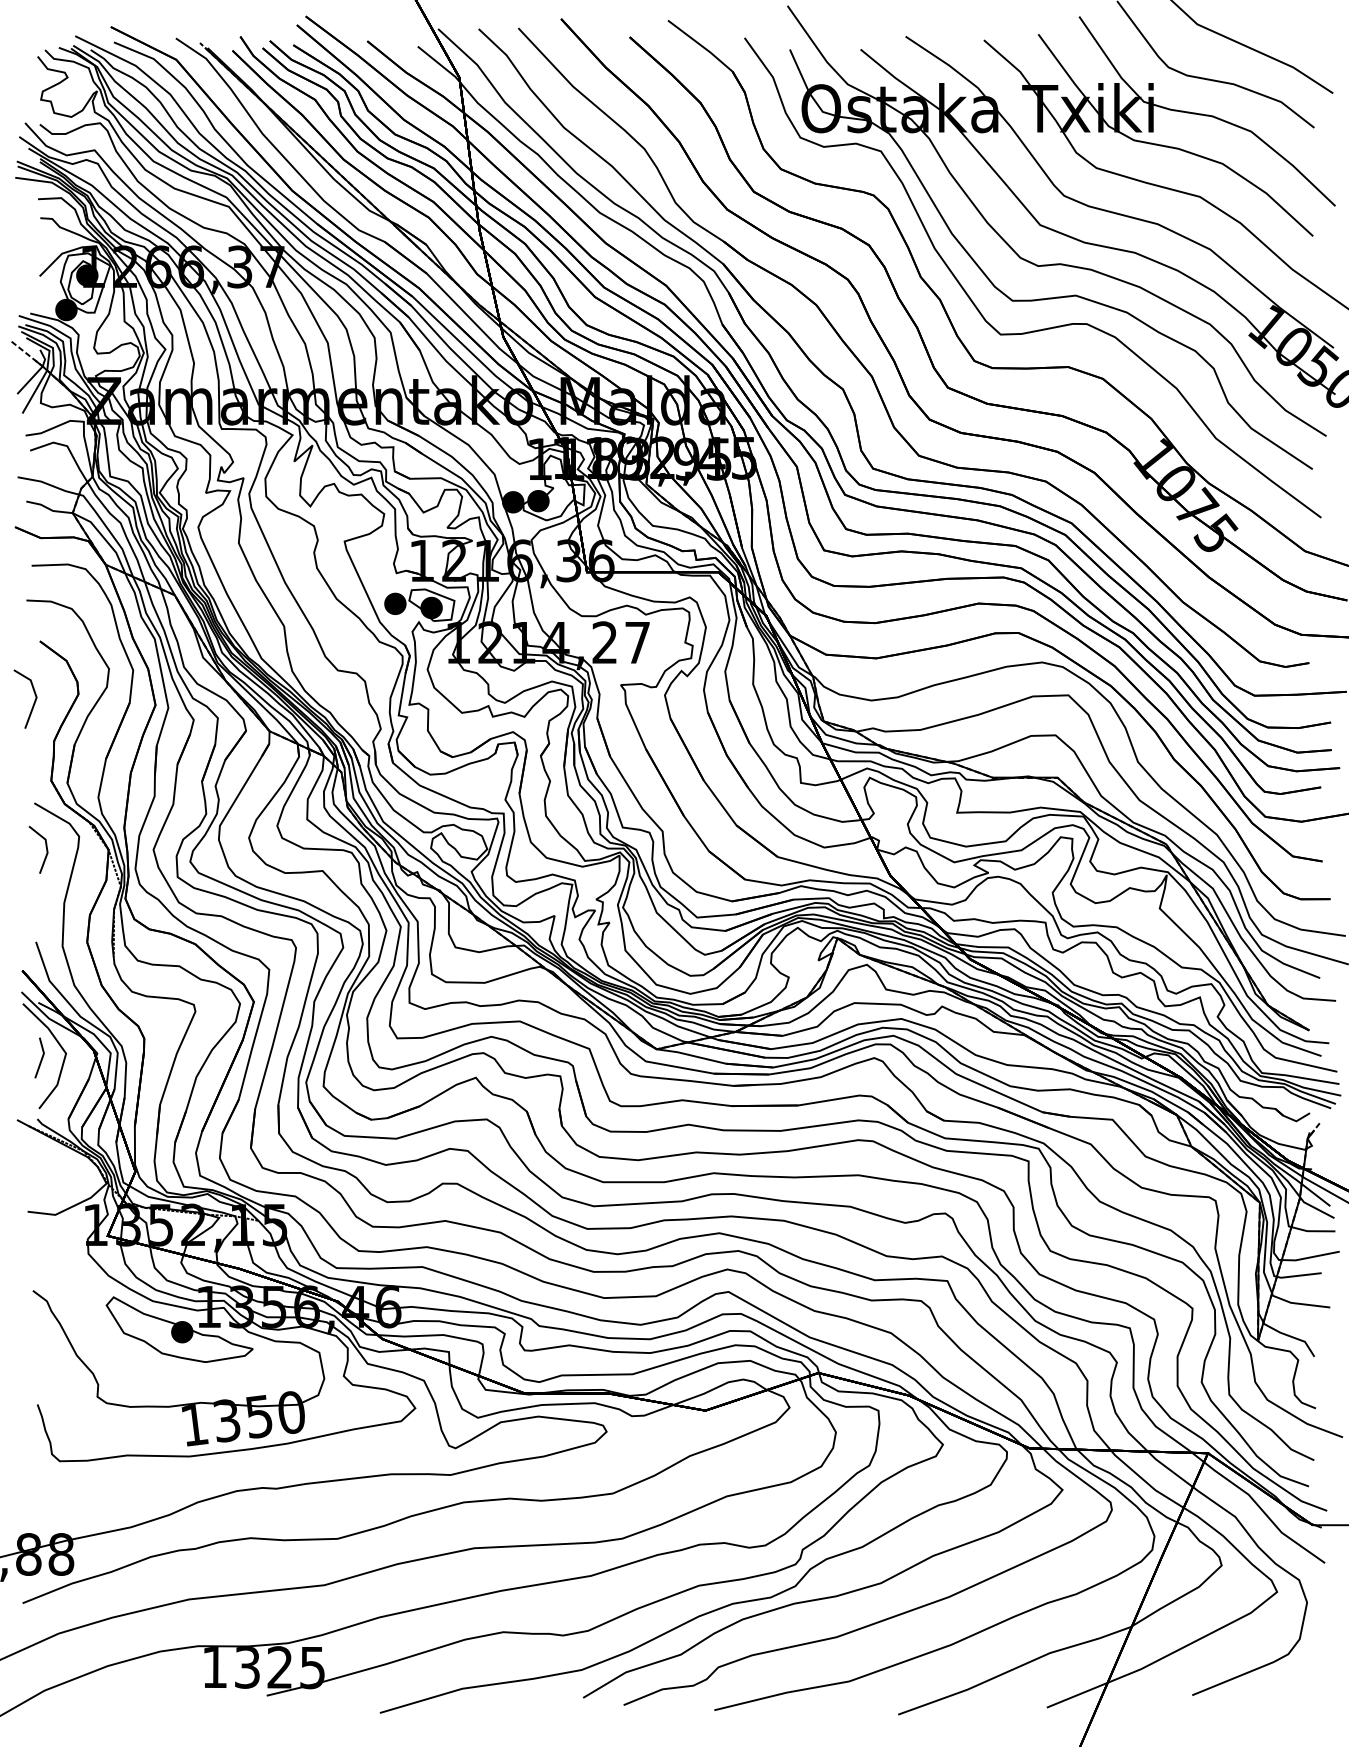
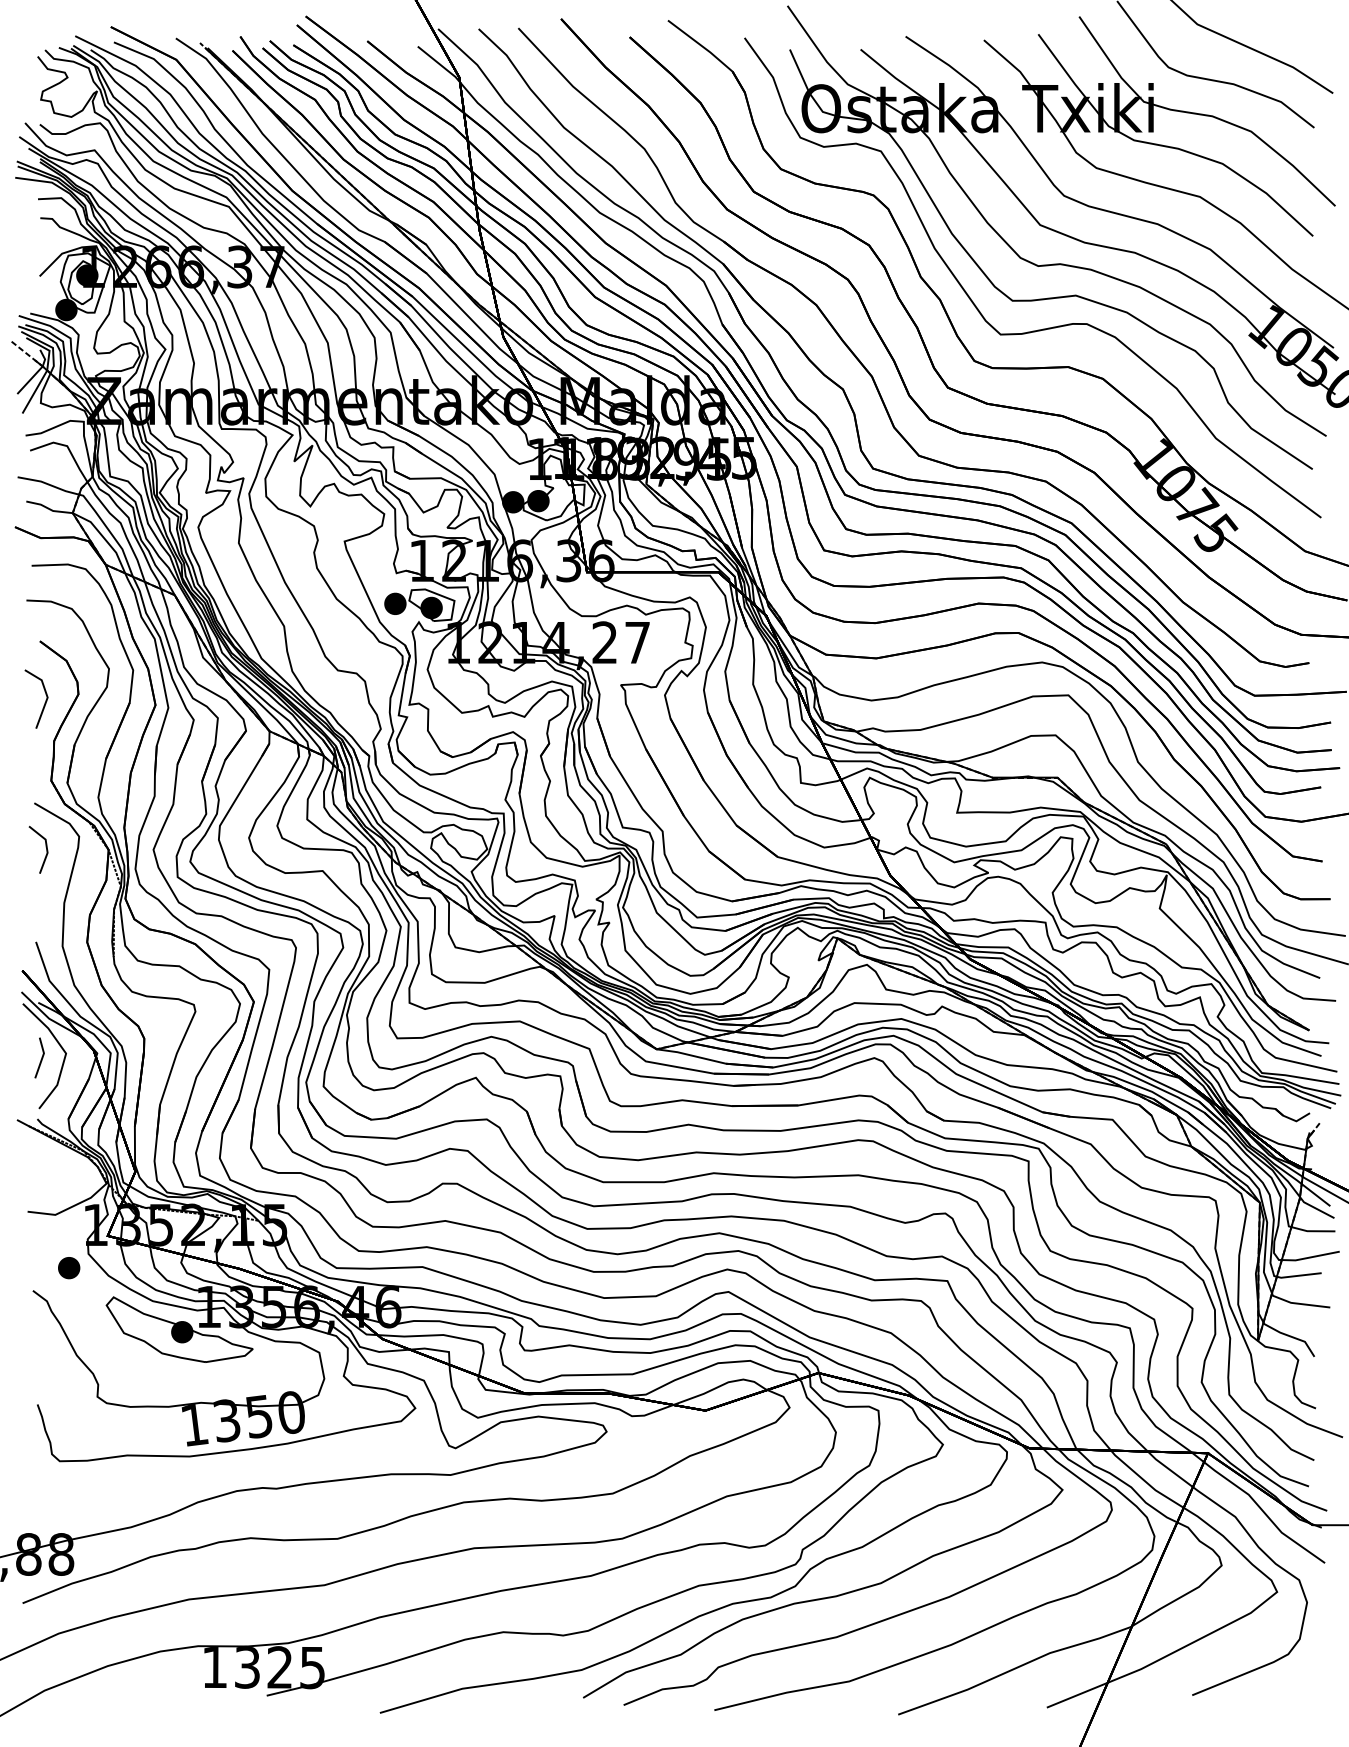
line position: (33, 702) -> (44, 702) (44, 702)
part: none -> present (69, 1268)
